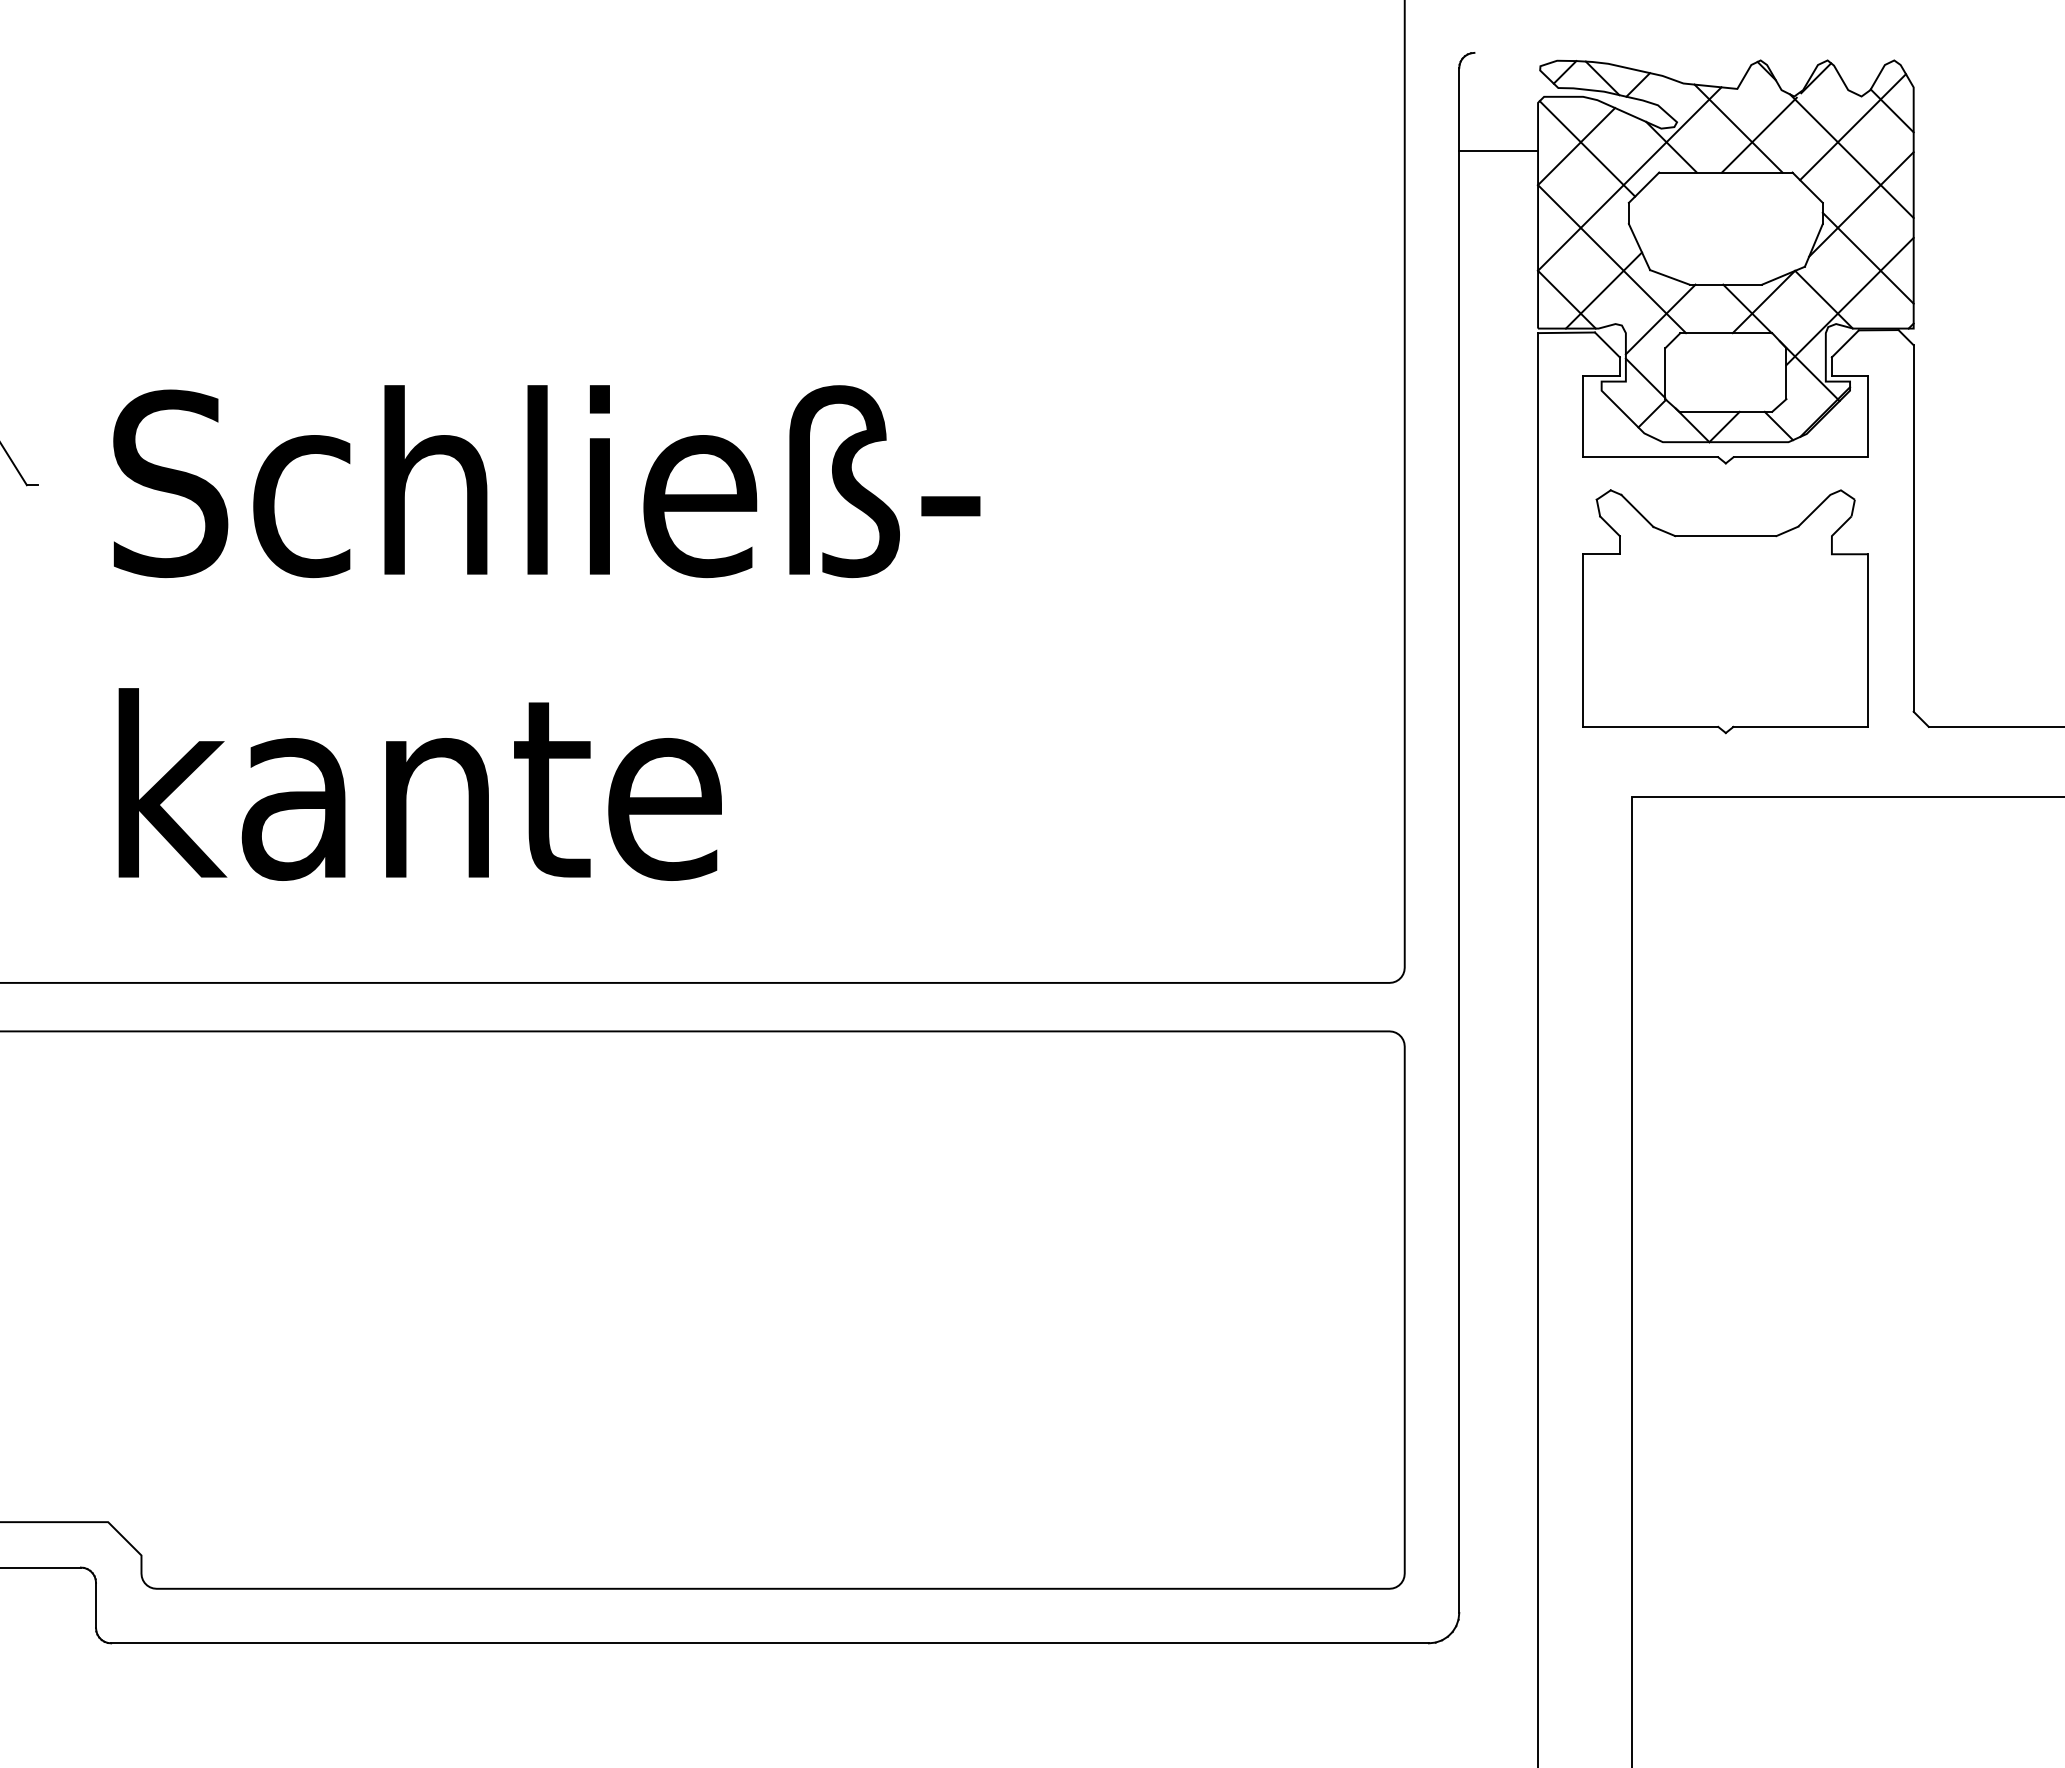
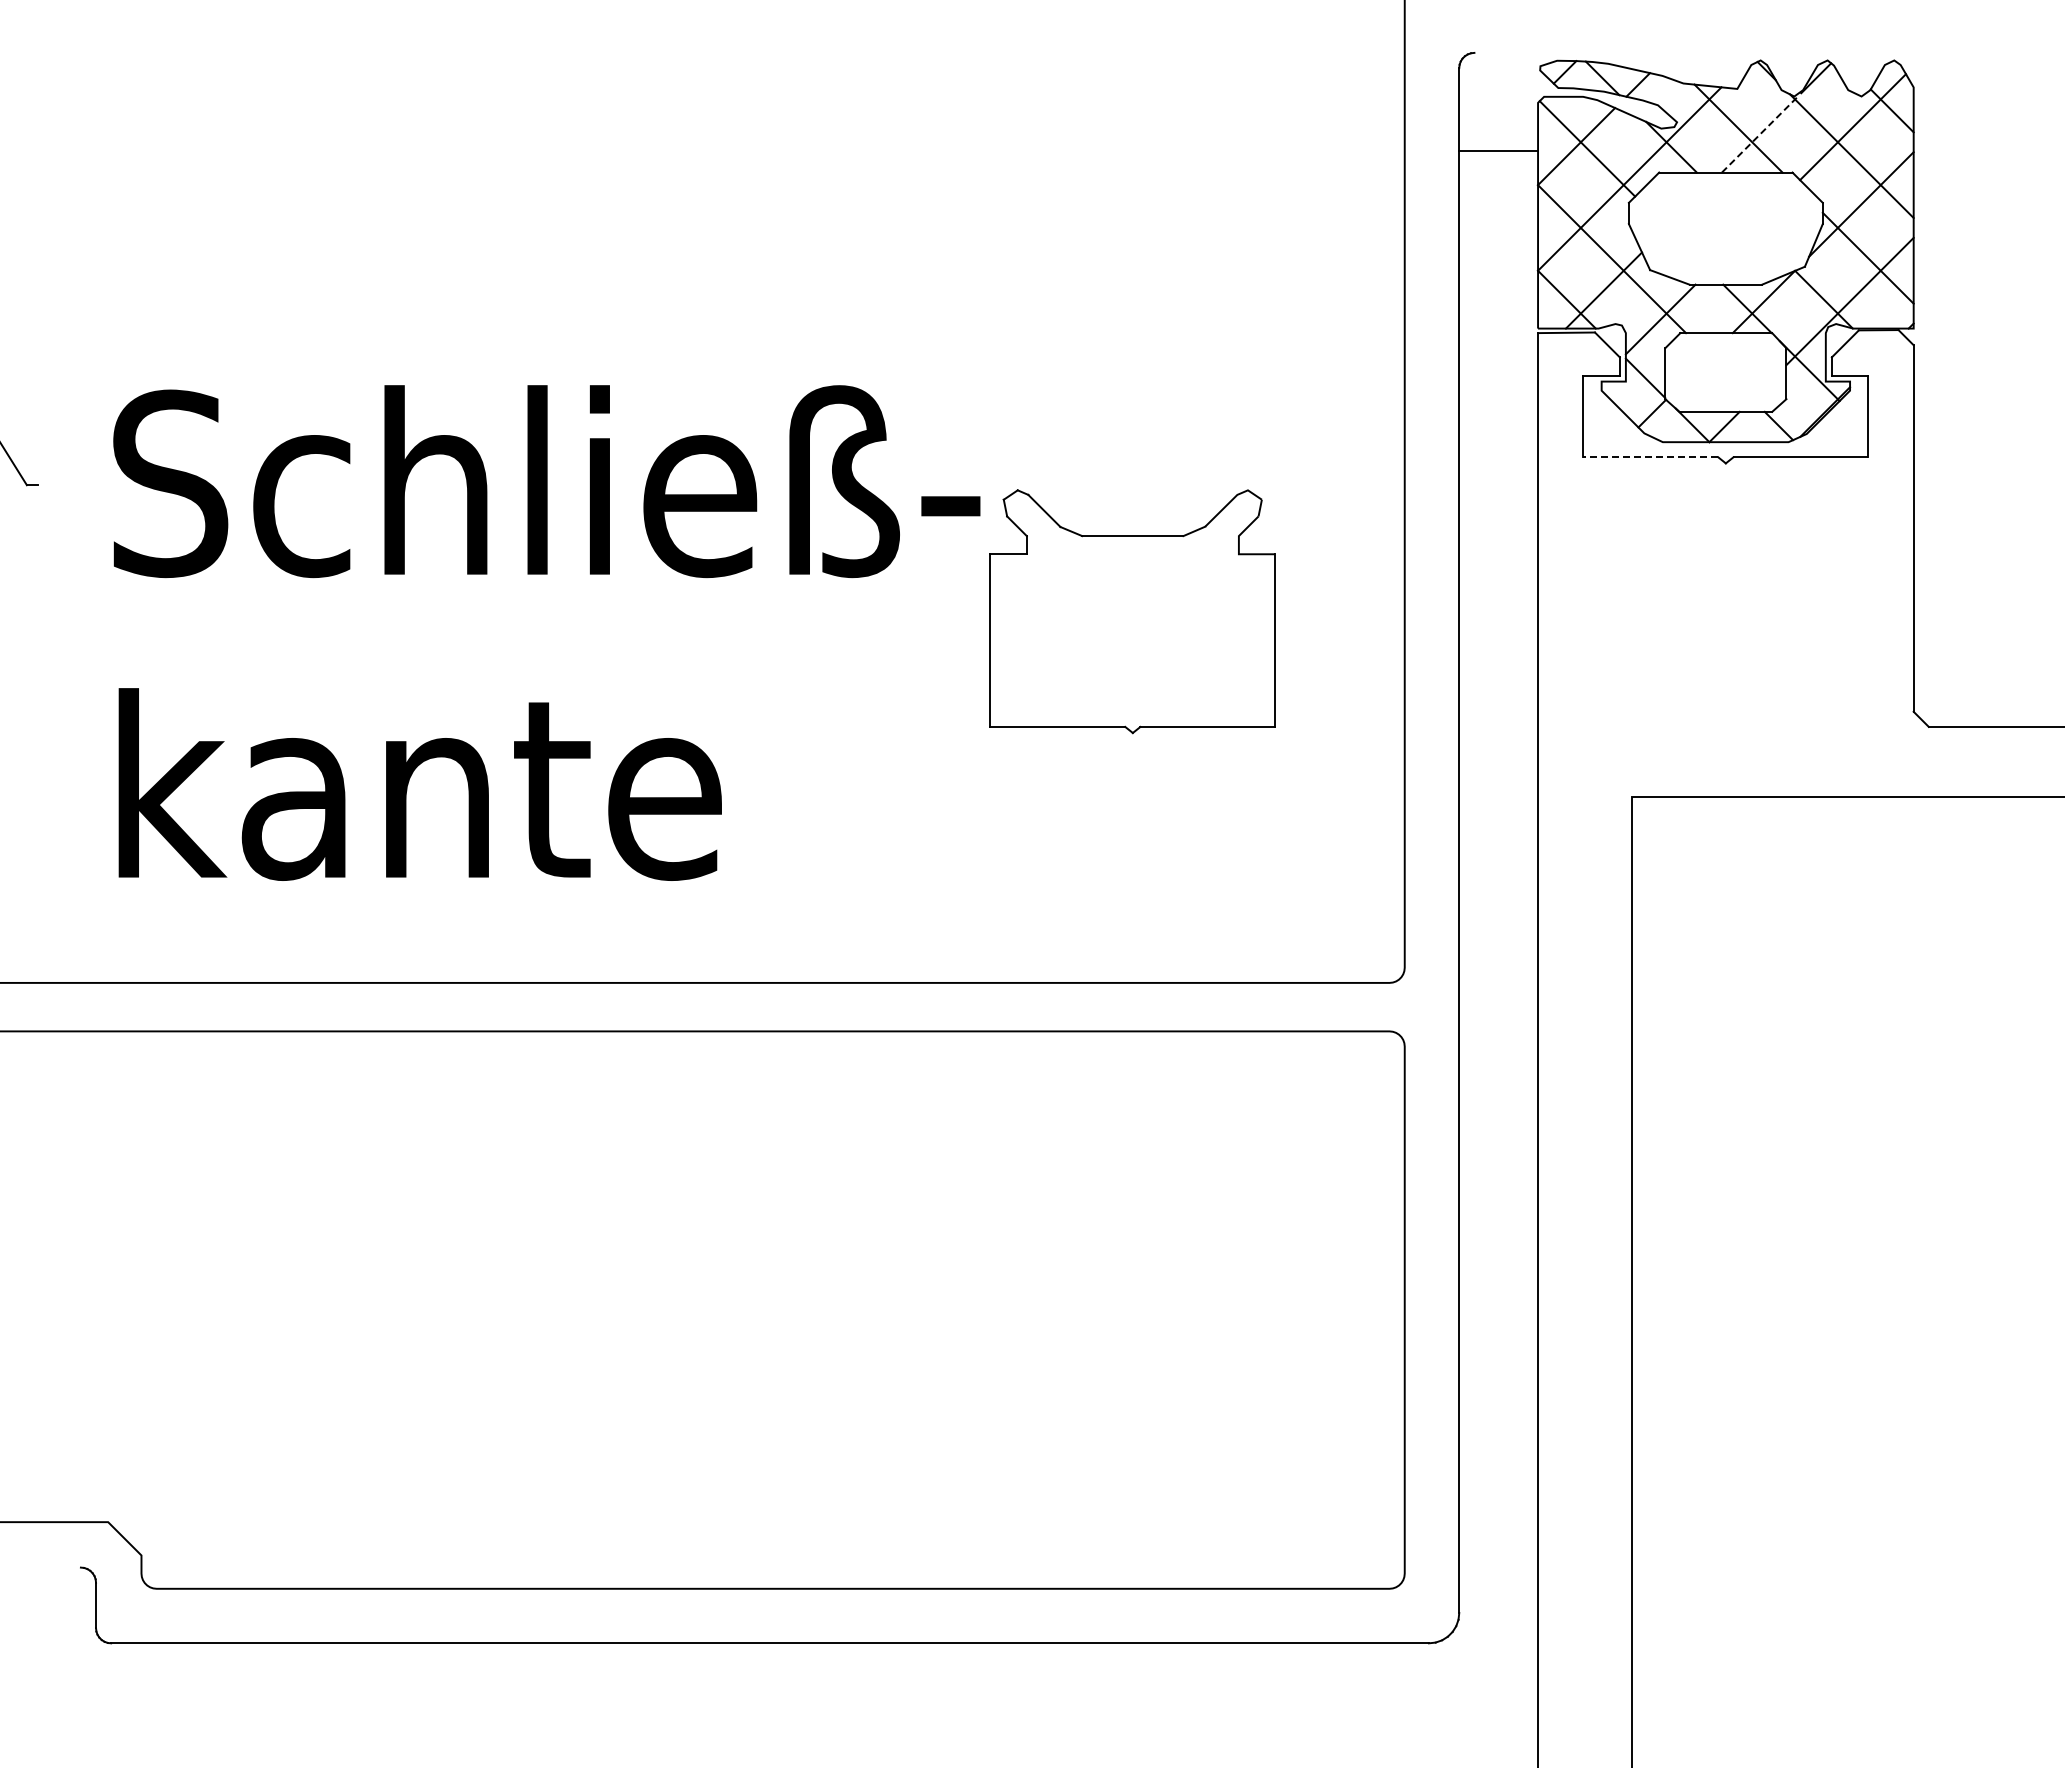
line: solid -> dashed (1759, 135)
line: solid -> dashed (1650, 457)
part position: (1725, 611) -> (1132, 611) (1132, 611)
line: present -> none (41, 1567)
